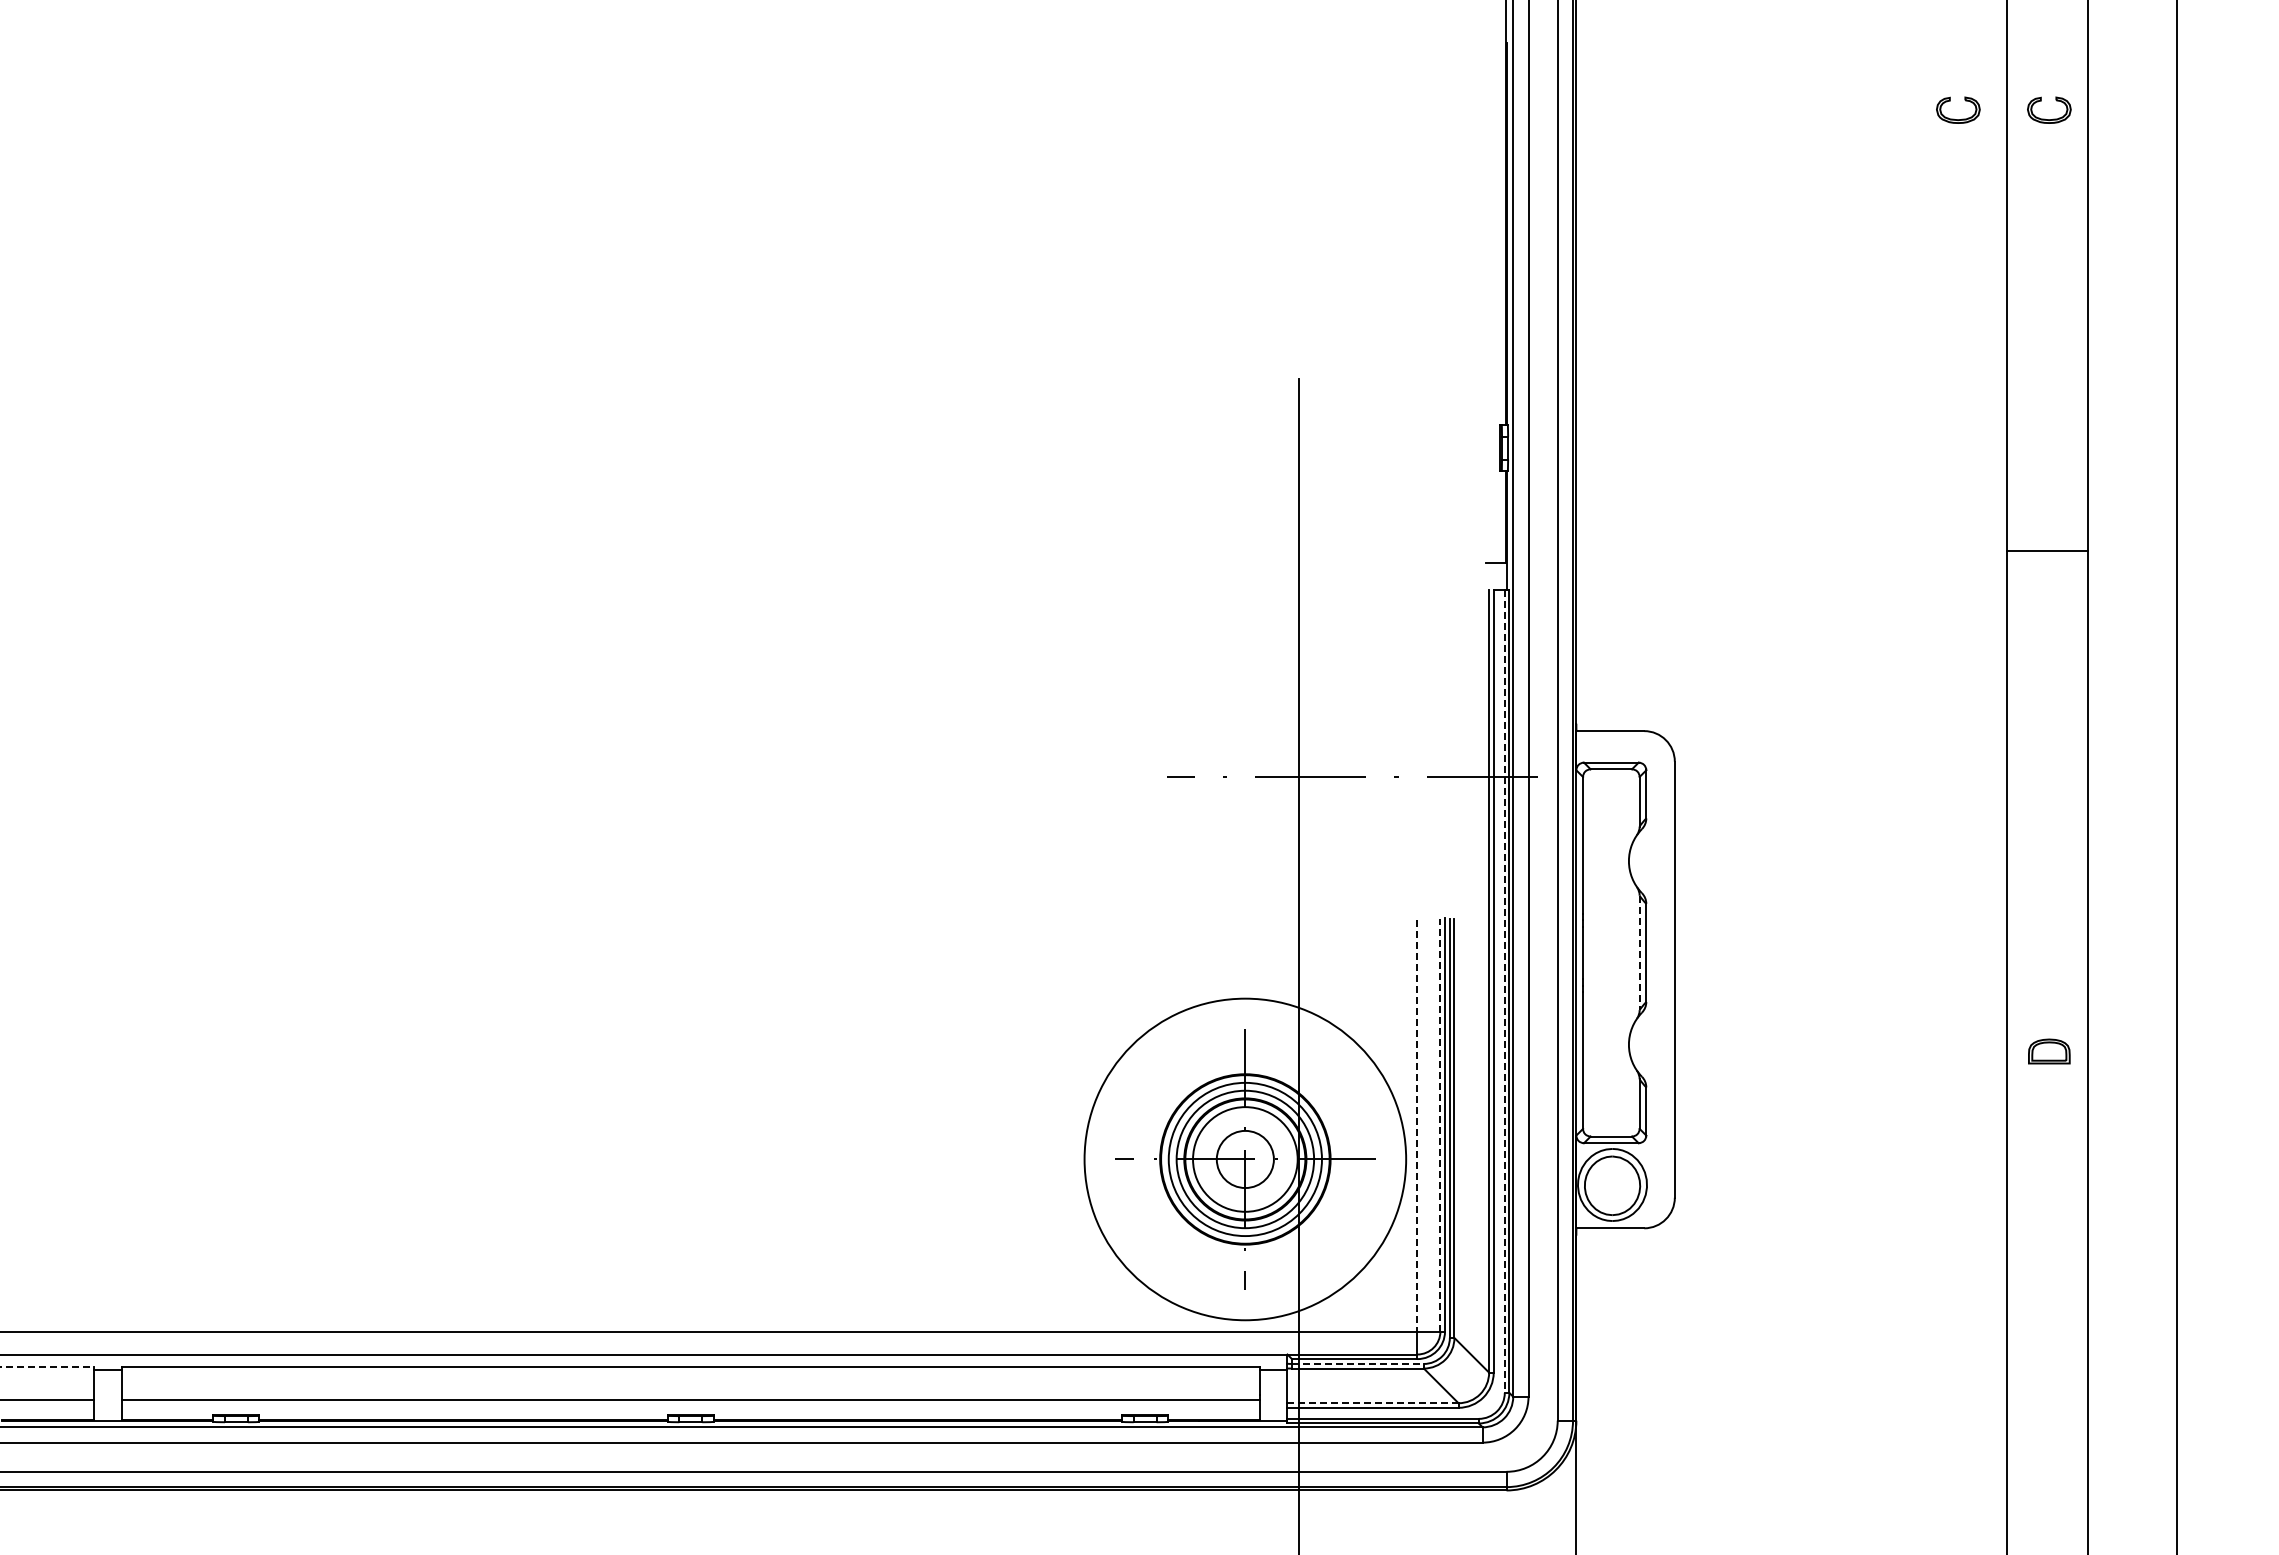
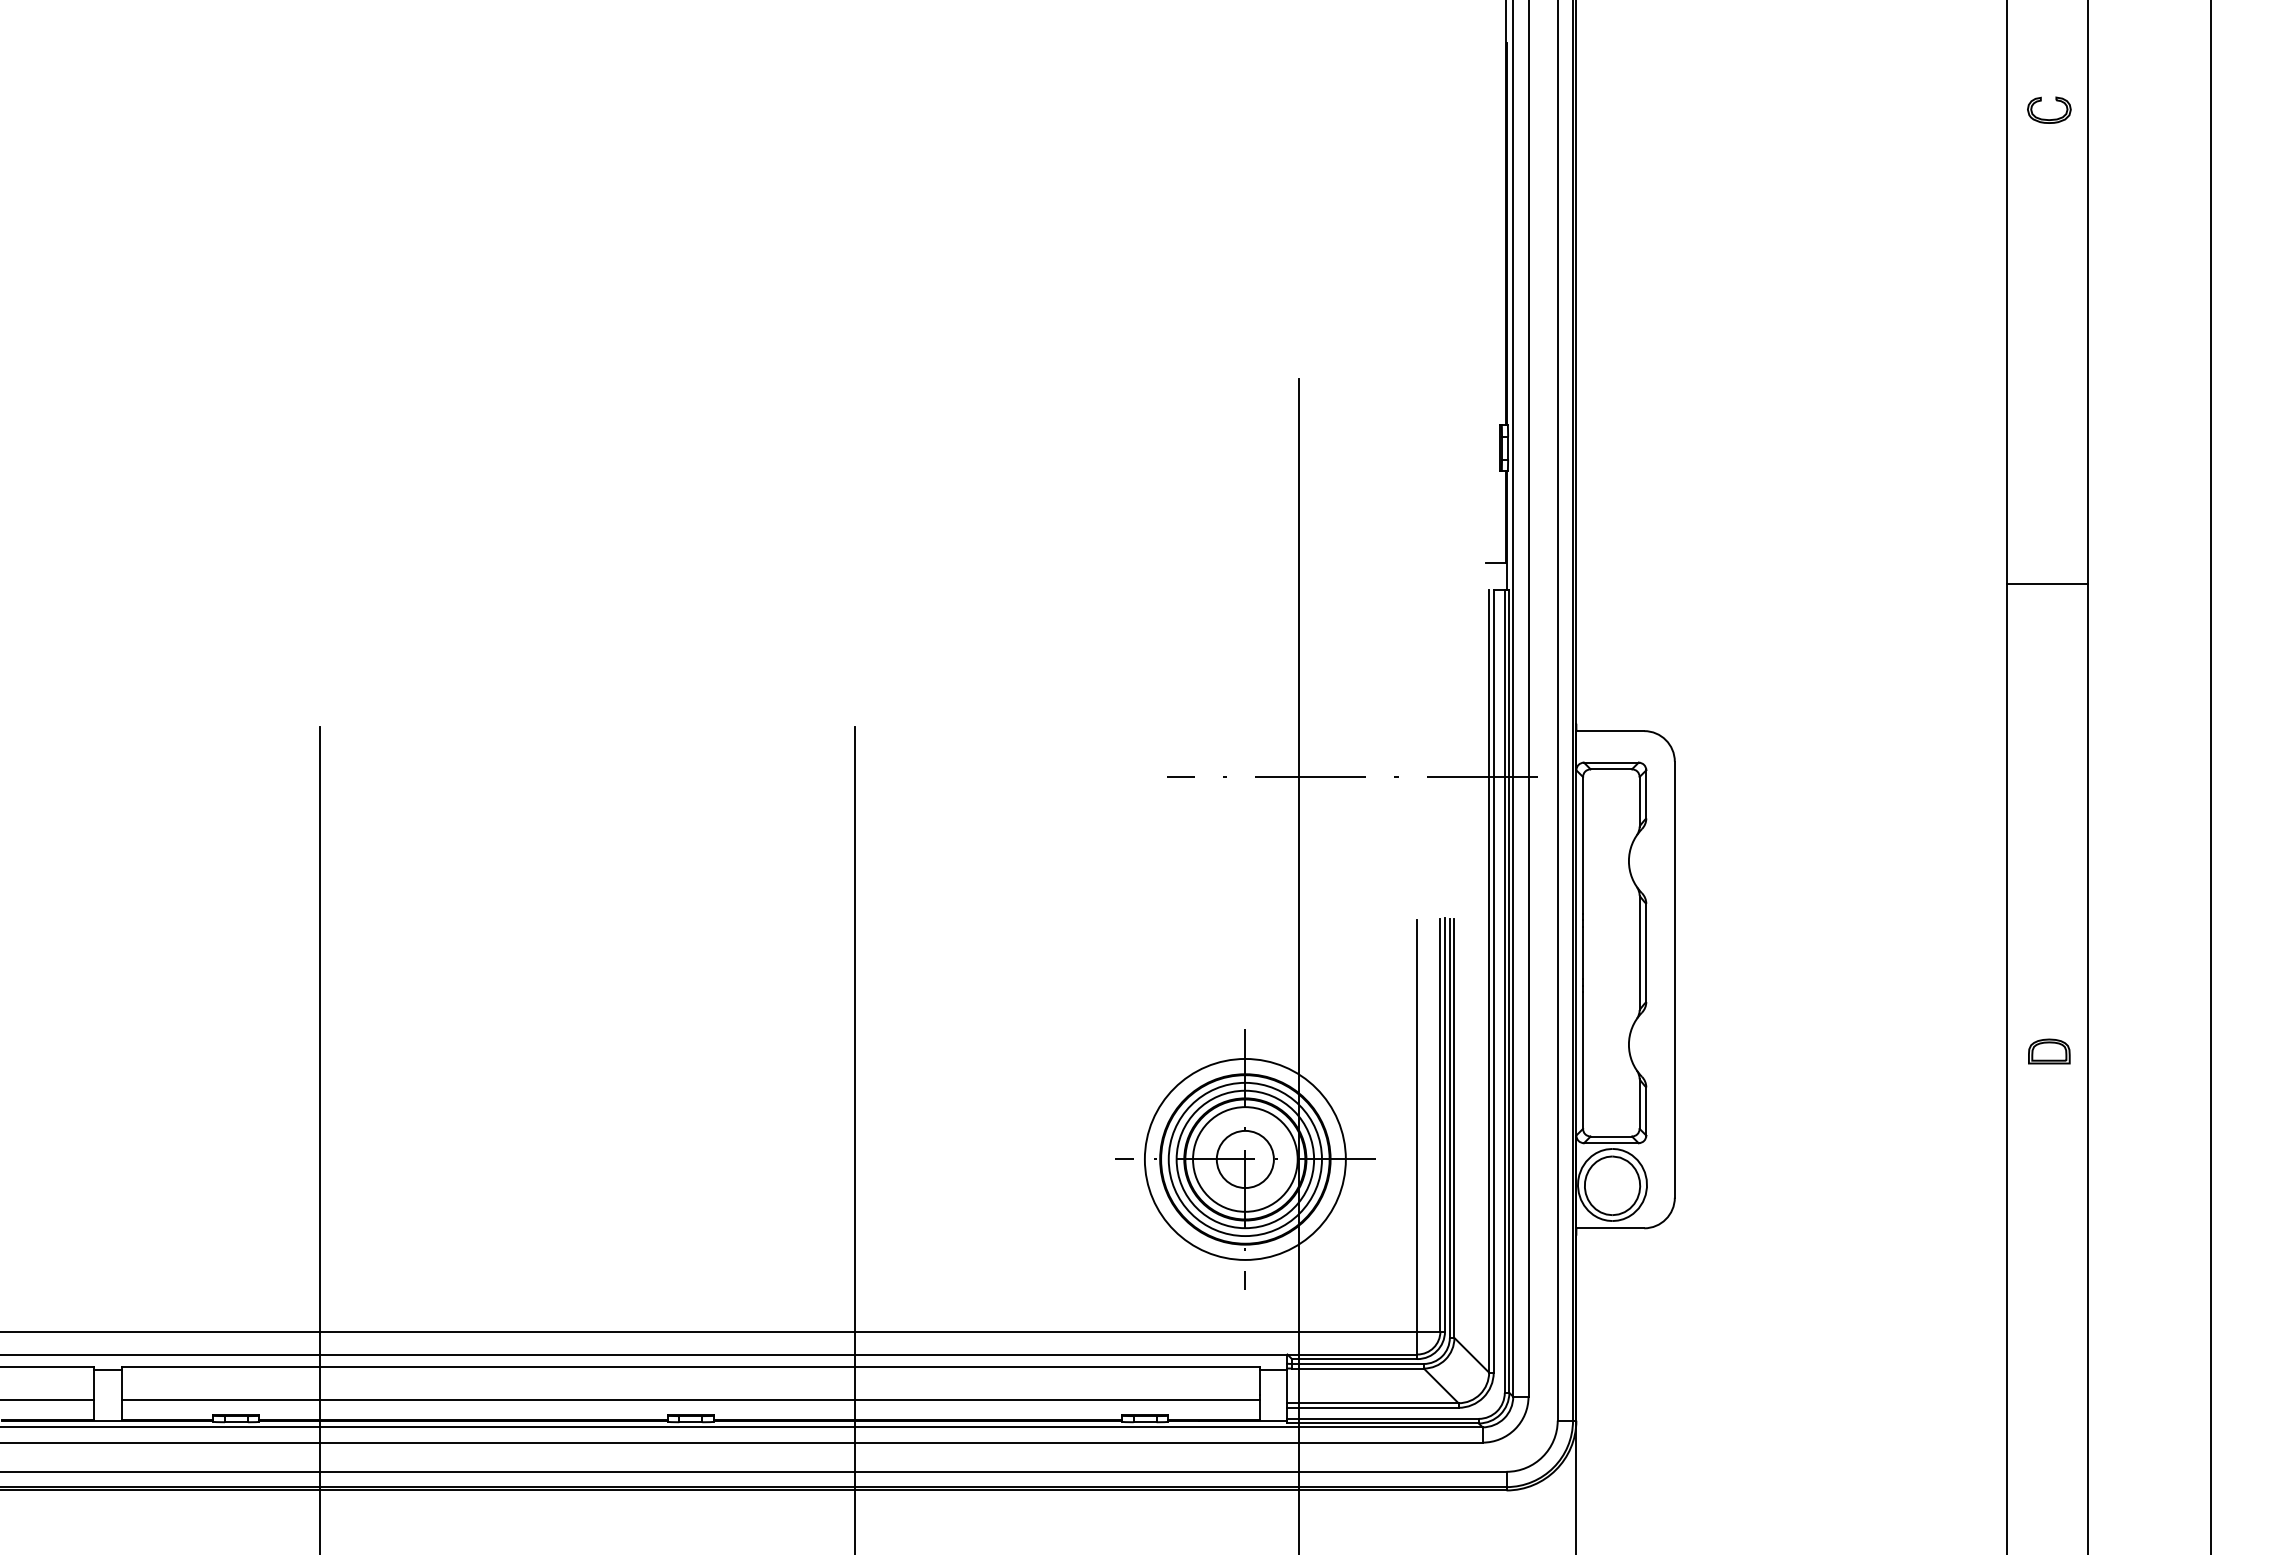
part: present -> none (1954, 118)
line position: (2047, 551) -> (2047, 584) (2047, 584)
line position: (2176, 776) -> (2210, 776) (2210, 776)
line: dashed -> solid (1639, 953)
line: dashed -> solid (1504, 992)
line: dashed -> solid (1440, 1124)
line: dashed -> solid (1417, 1125)
line: none -> present (319, 1139)
line: none -> present (855, 1139)
circle diameter: 322 px -> 201 px (1244, 1158)
line: dashed -> solid (1357, 1363)
line: dashed -> solid (47, 1366)
line: dashed -> solid (1372, 1403)
